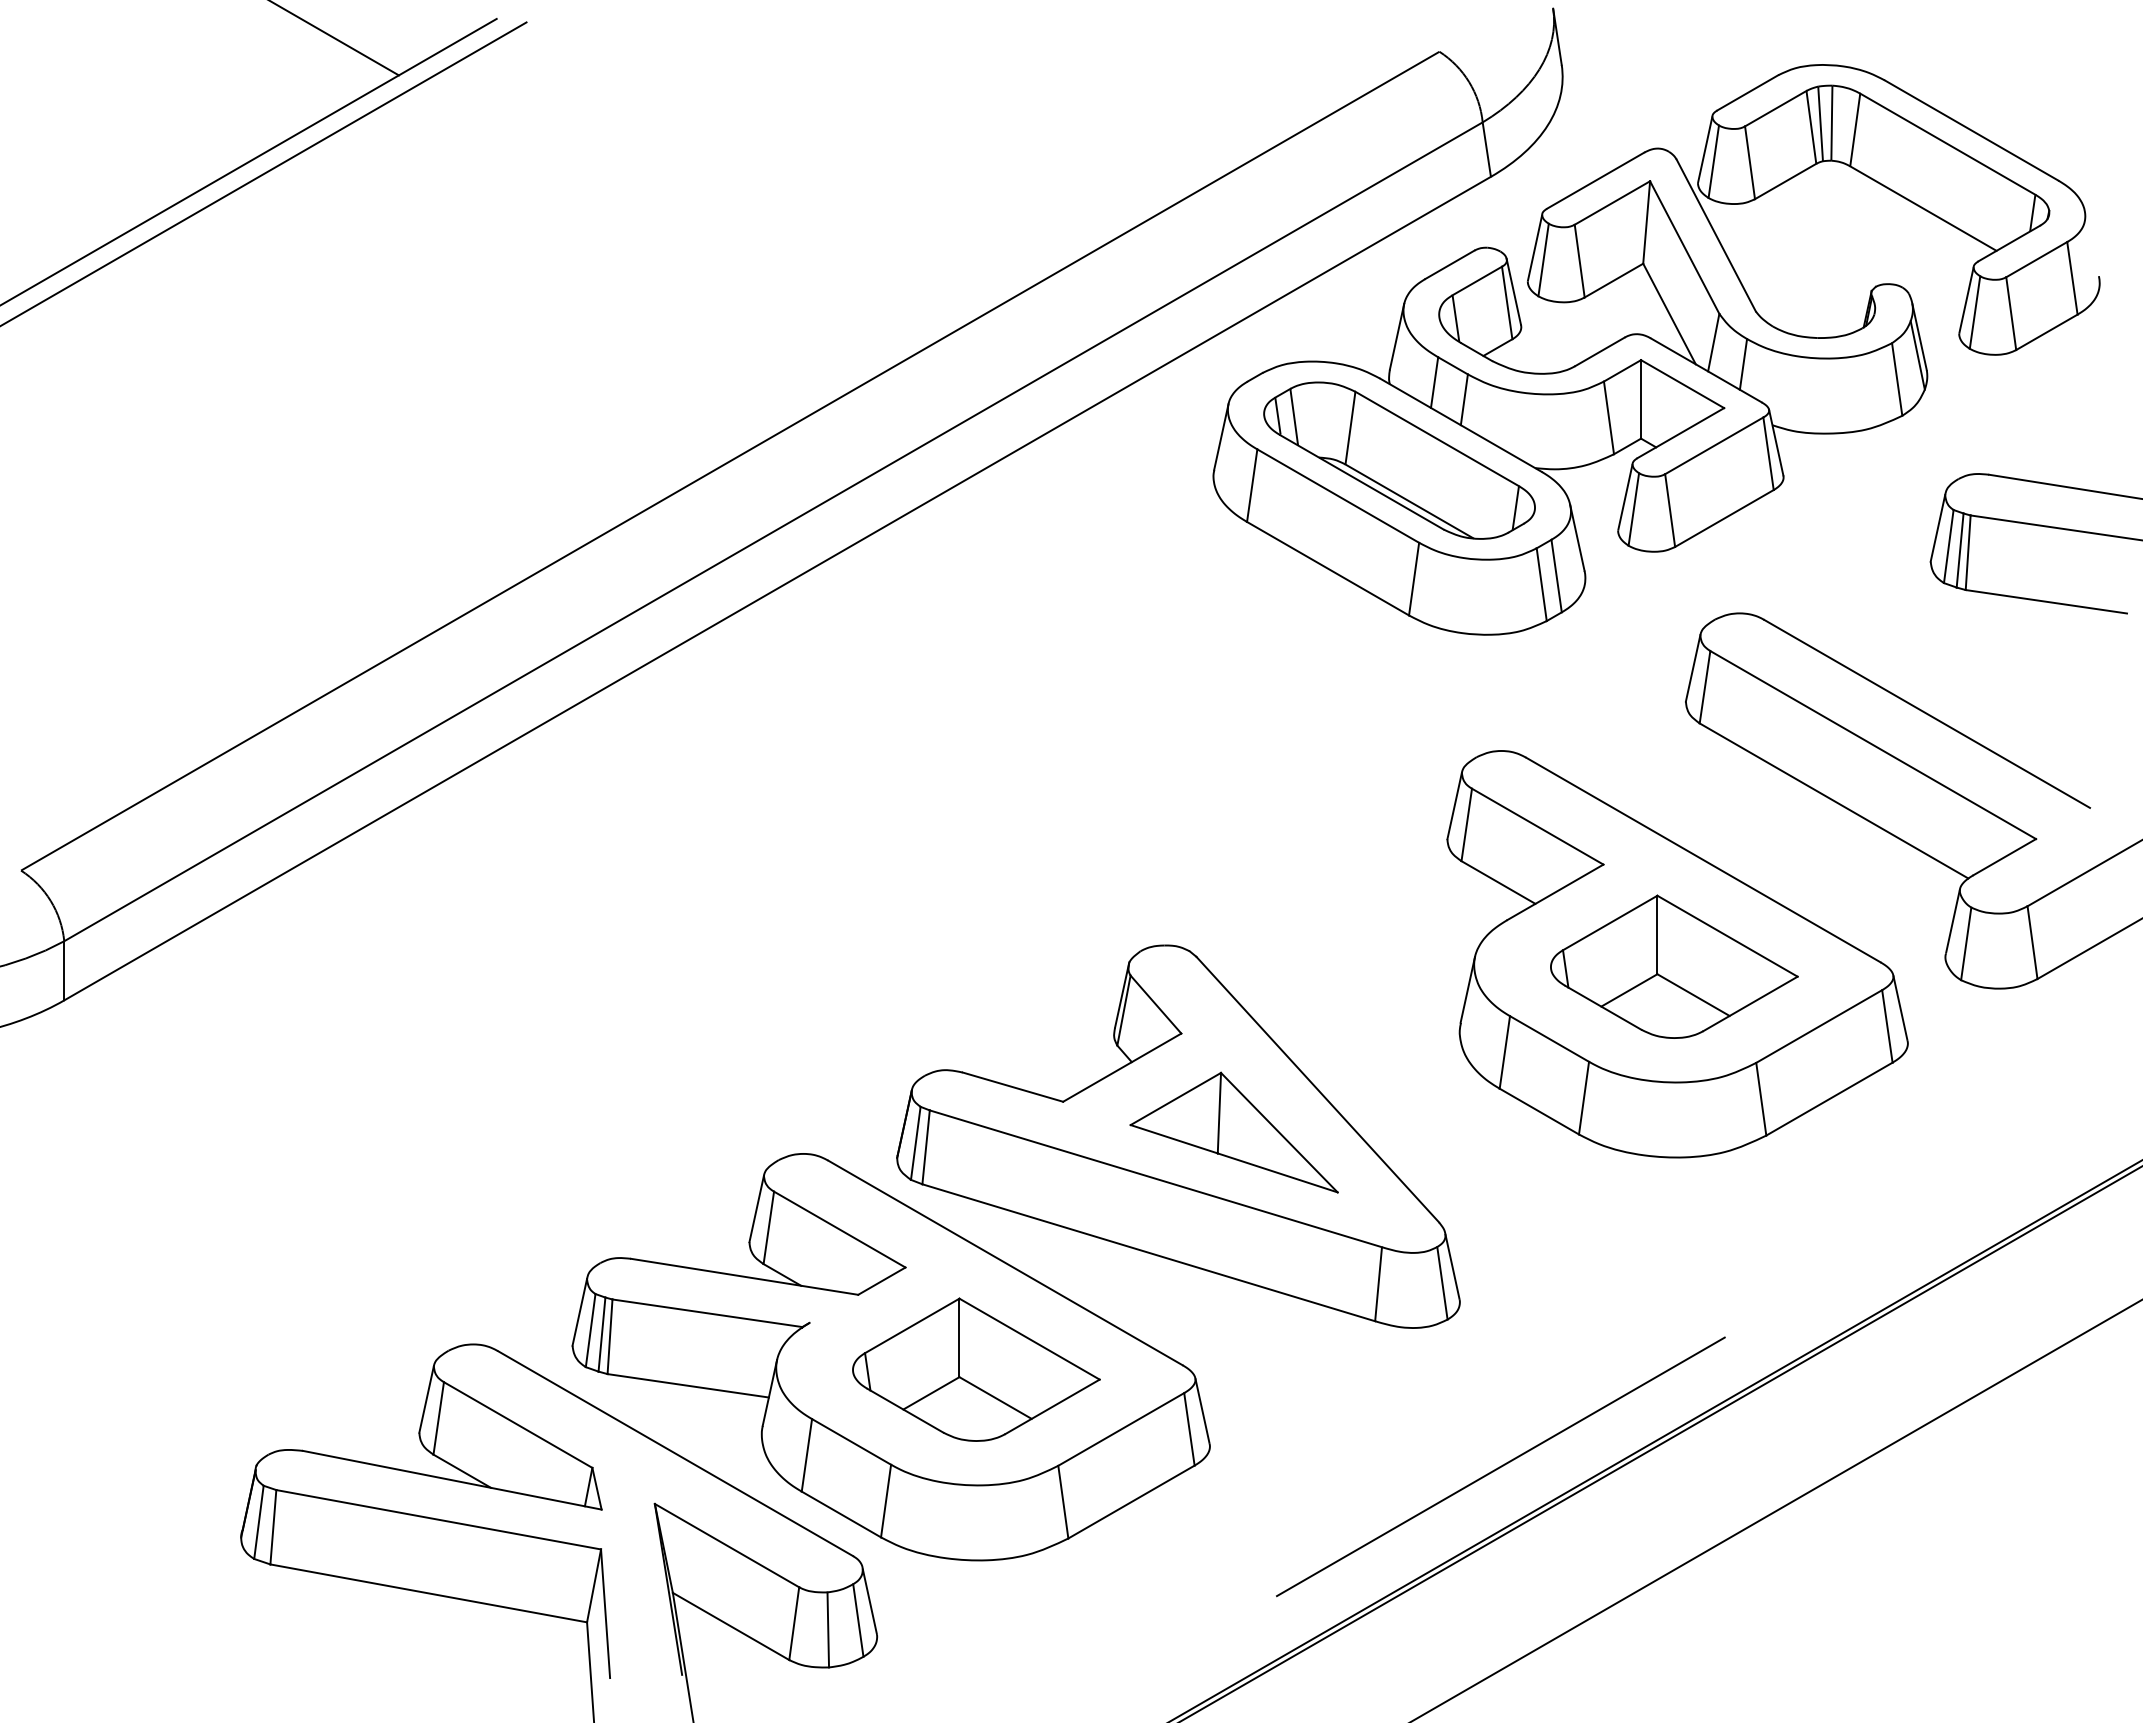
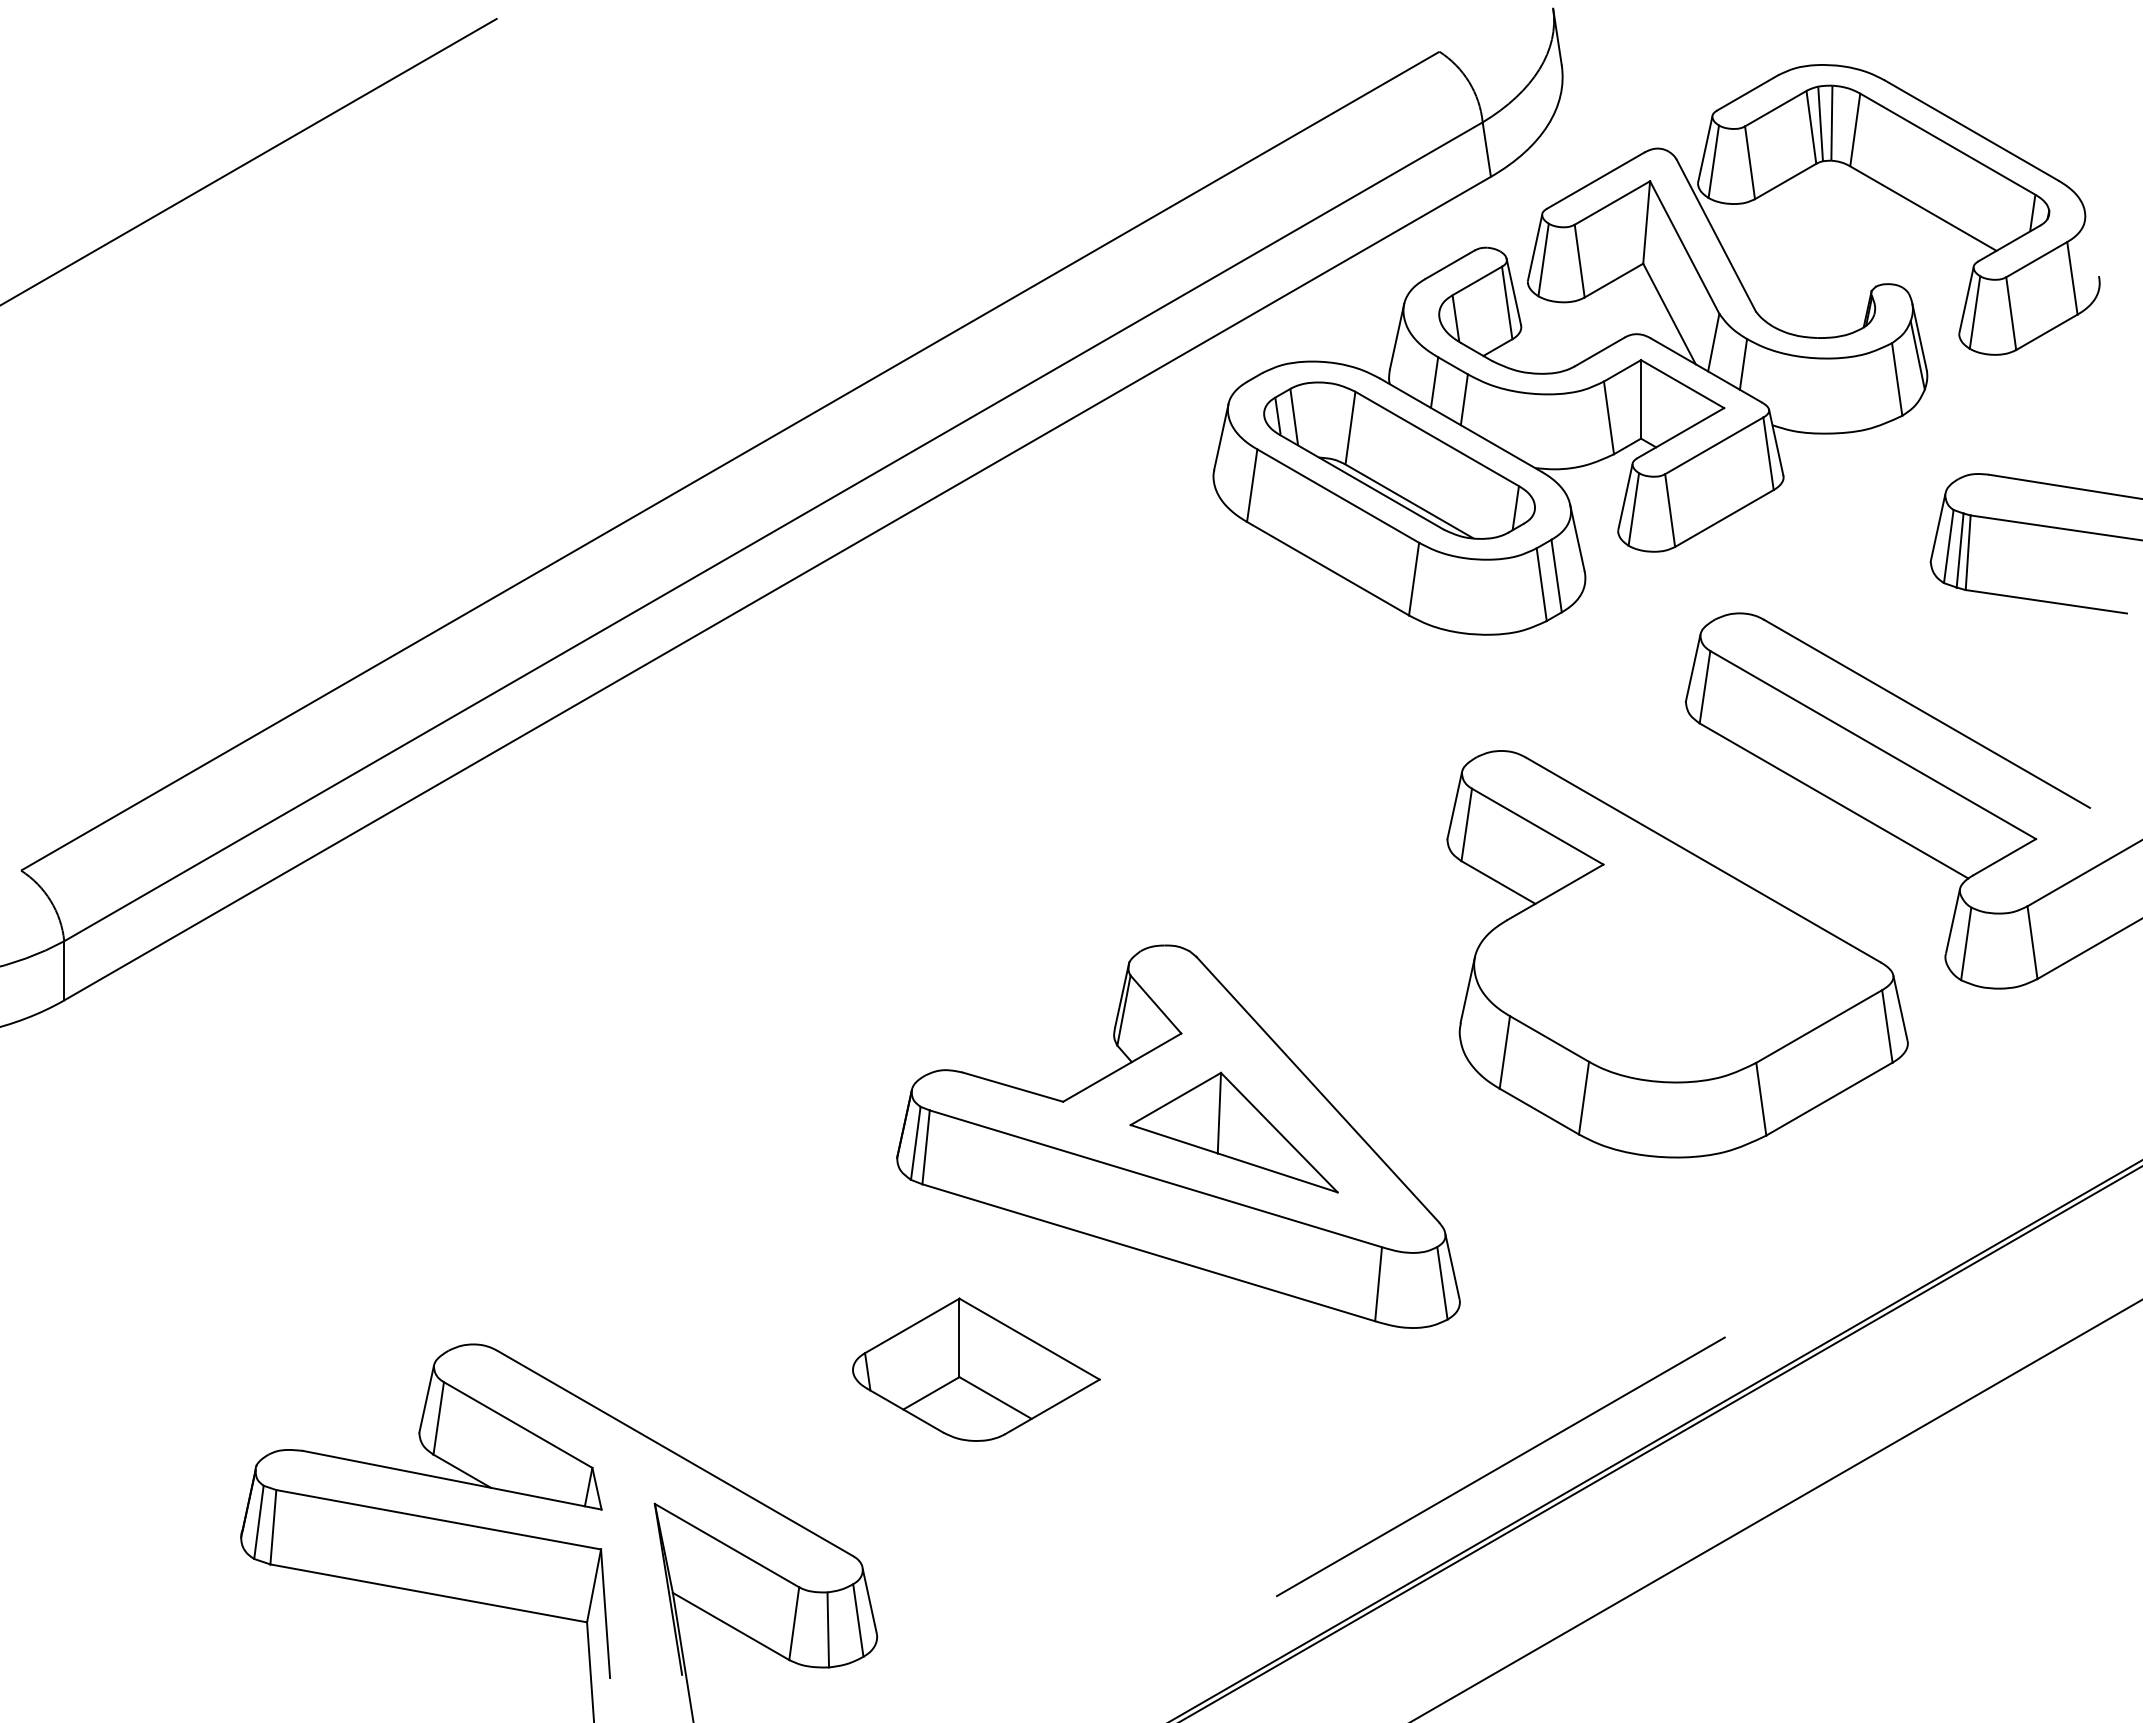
line: present -> none (335, 38)
line: present -> none (264, 173)
part: present -> none (1674, 966)
part: present -> none (890, 1357)
